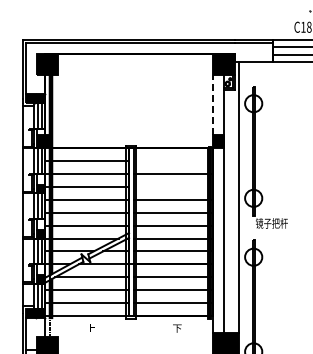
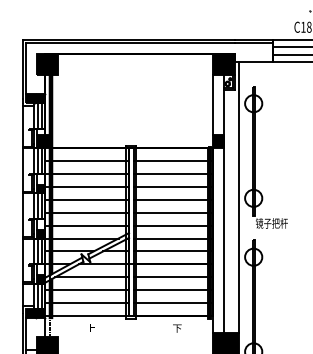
line: dashed -> solid (213, 104)
line: none -> present (173, 161)
line: none -> present (173, 186)
